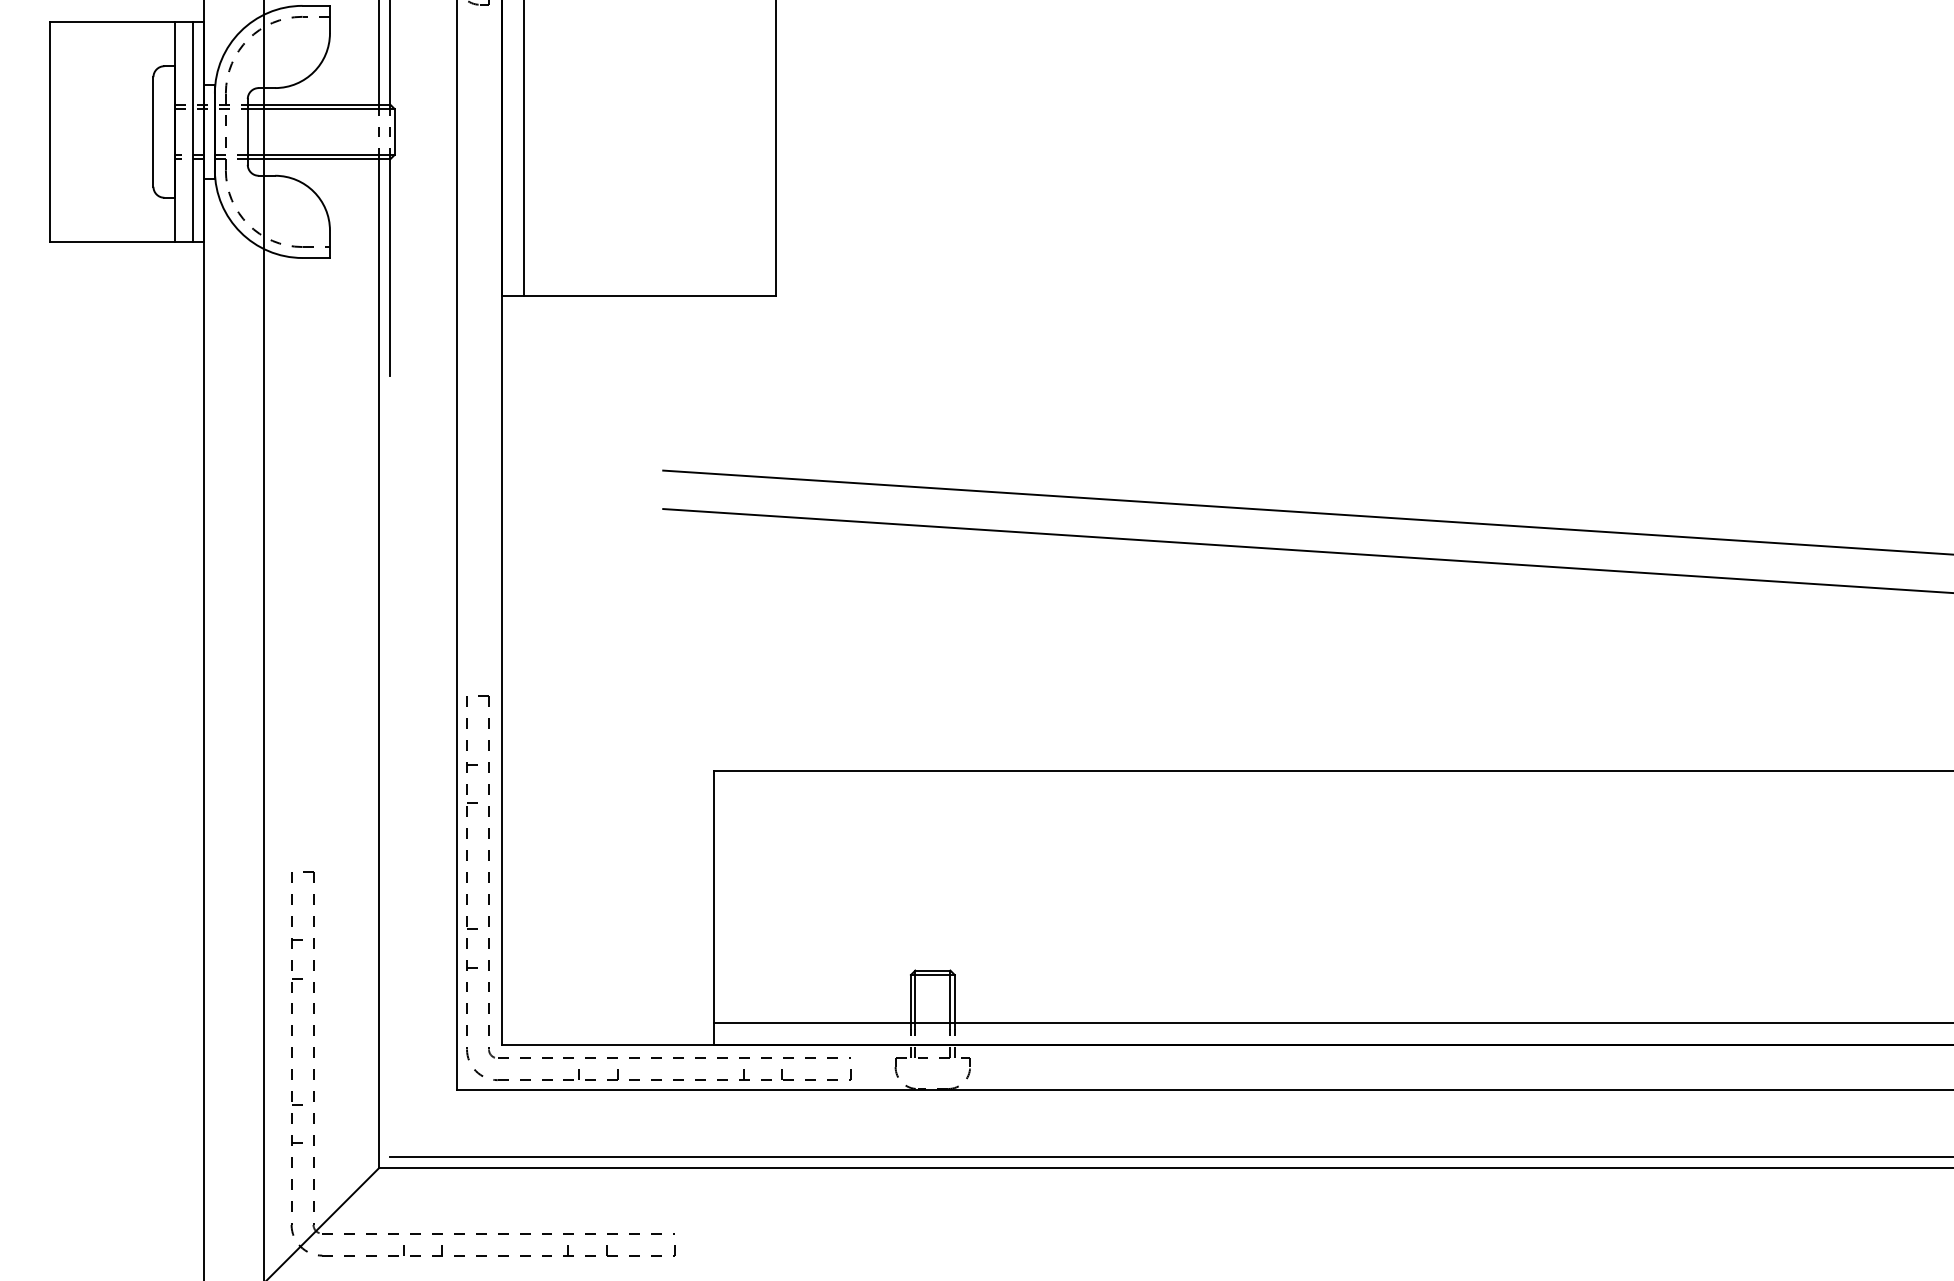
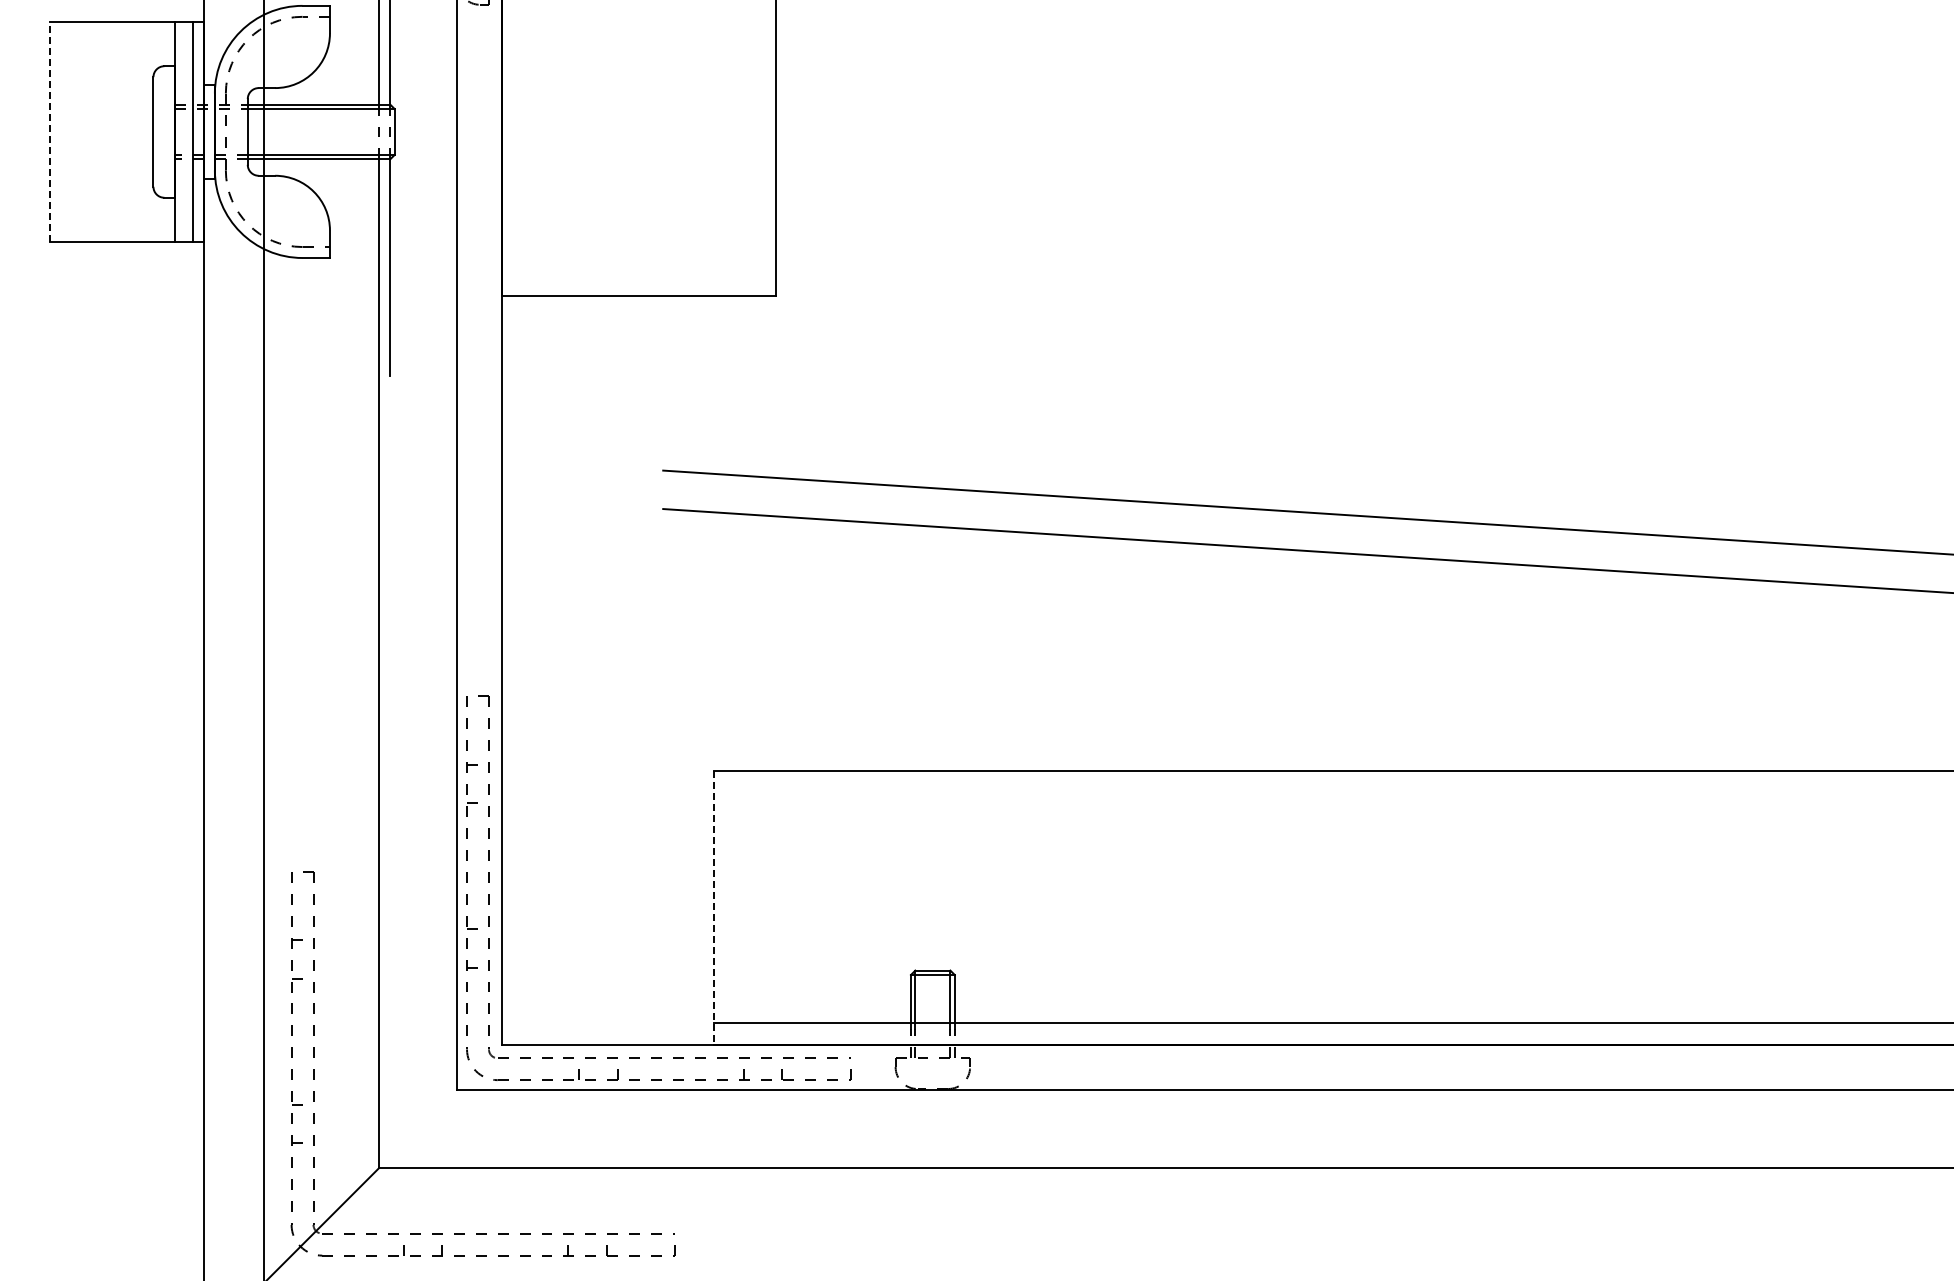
line: solid -> dashed (50, 131)
line: present -> none (523, 149)
line: solid -> dashed (713, 908)
line: present -> none (1170, 1156)
